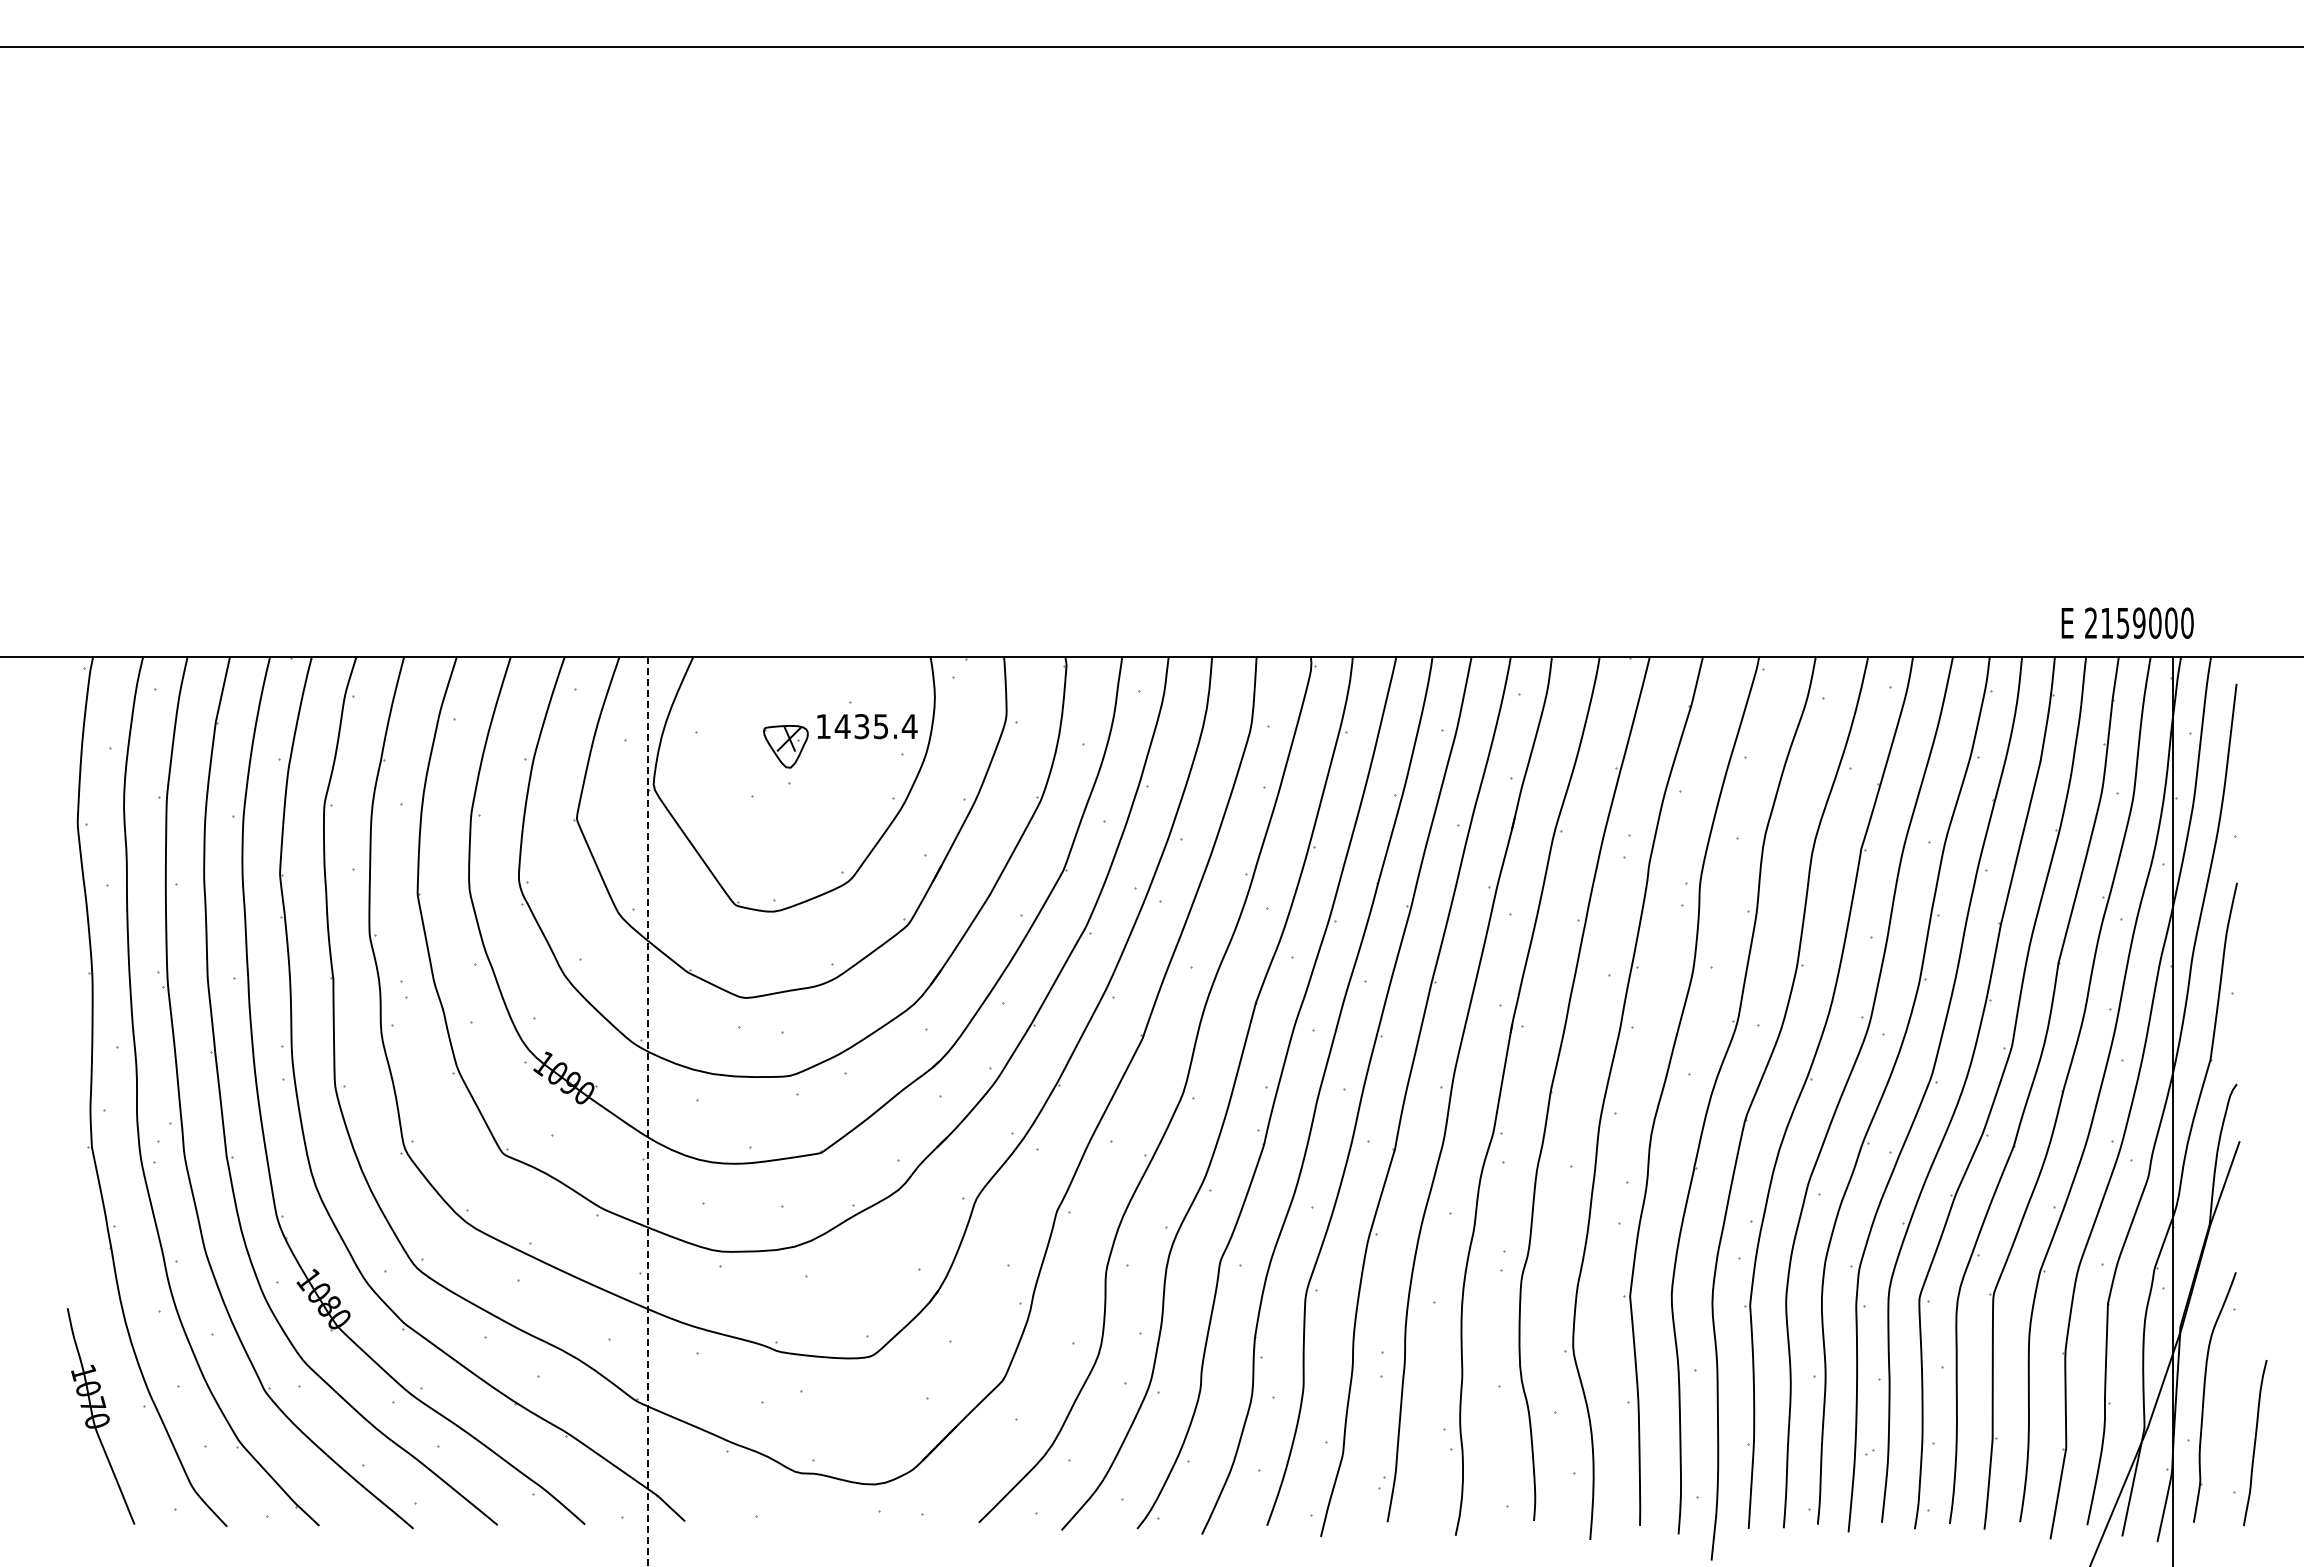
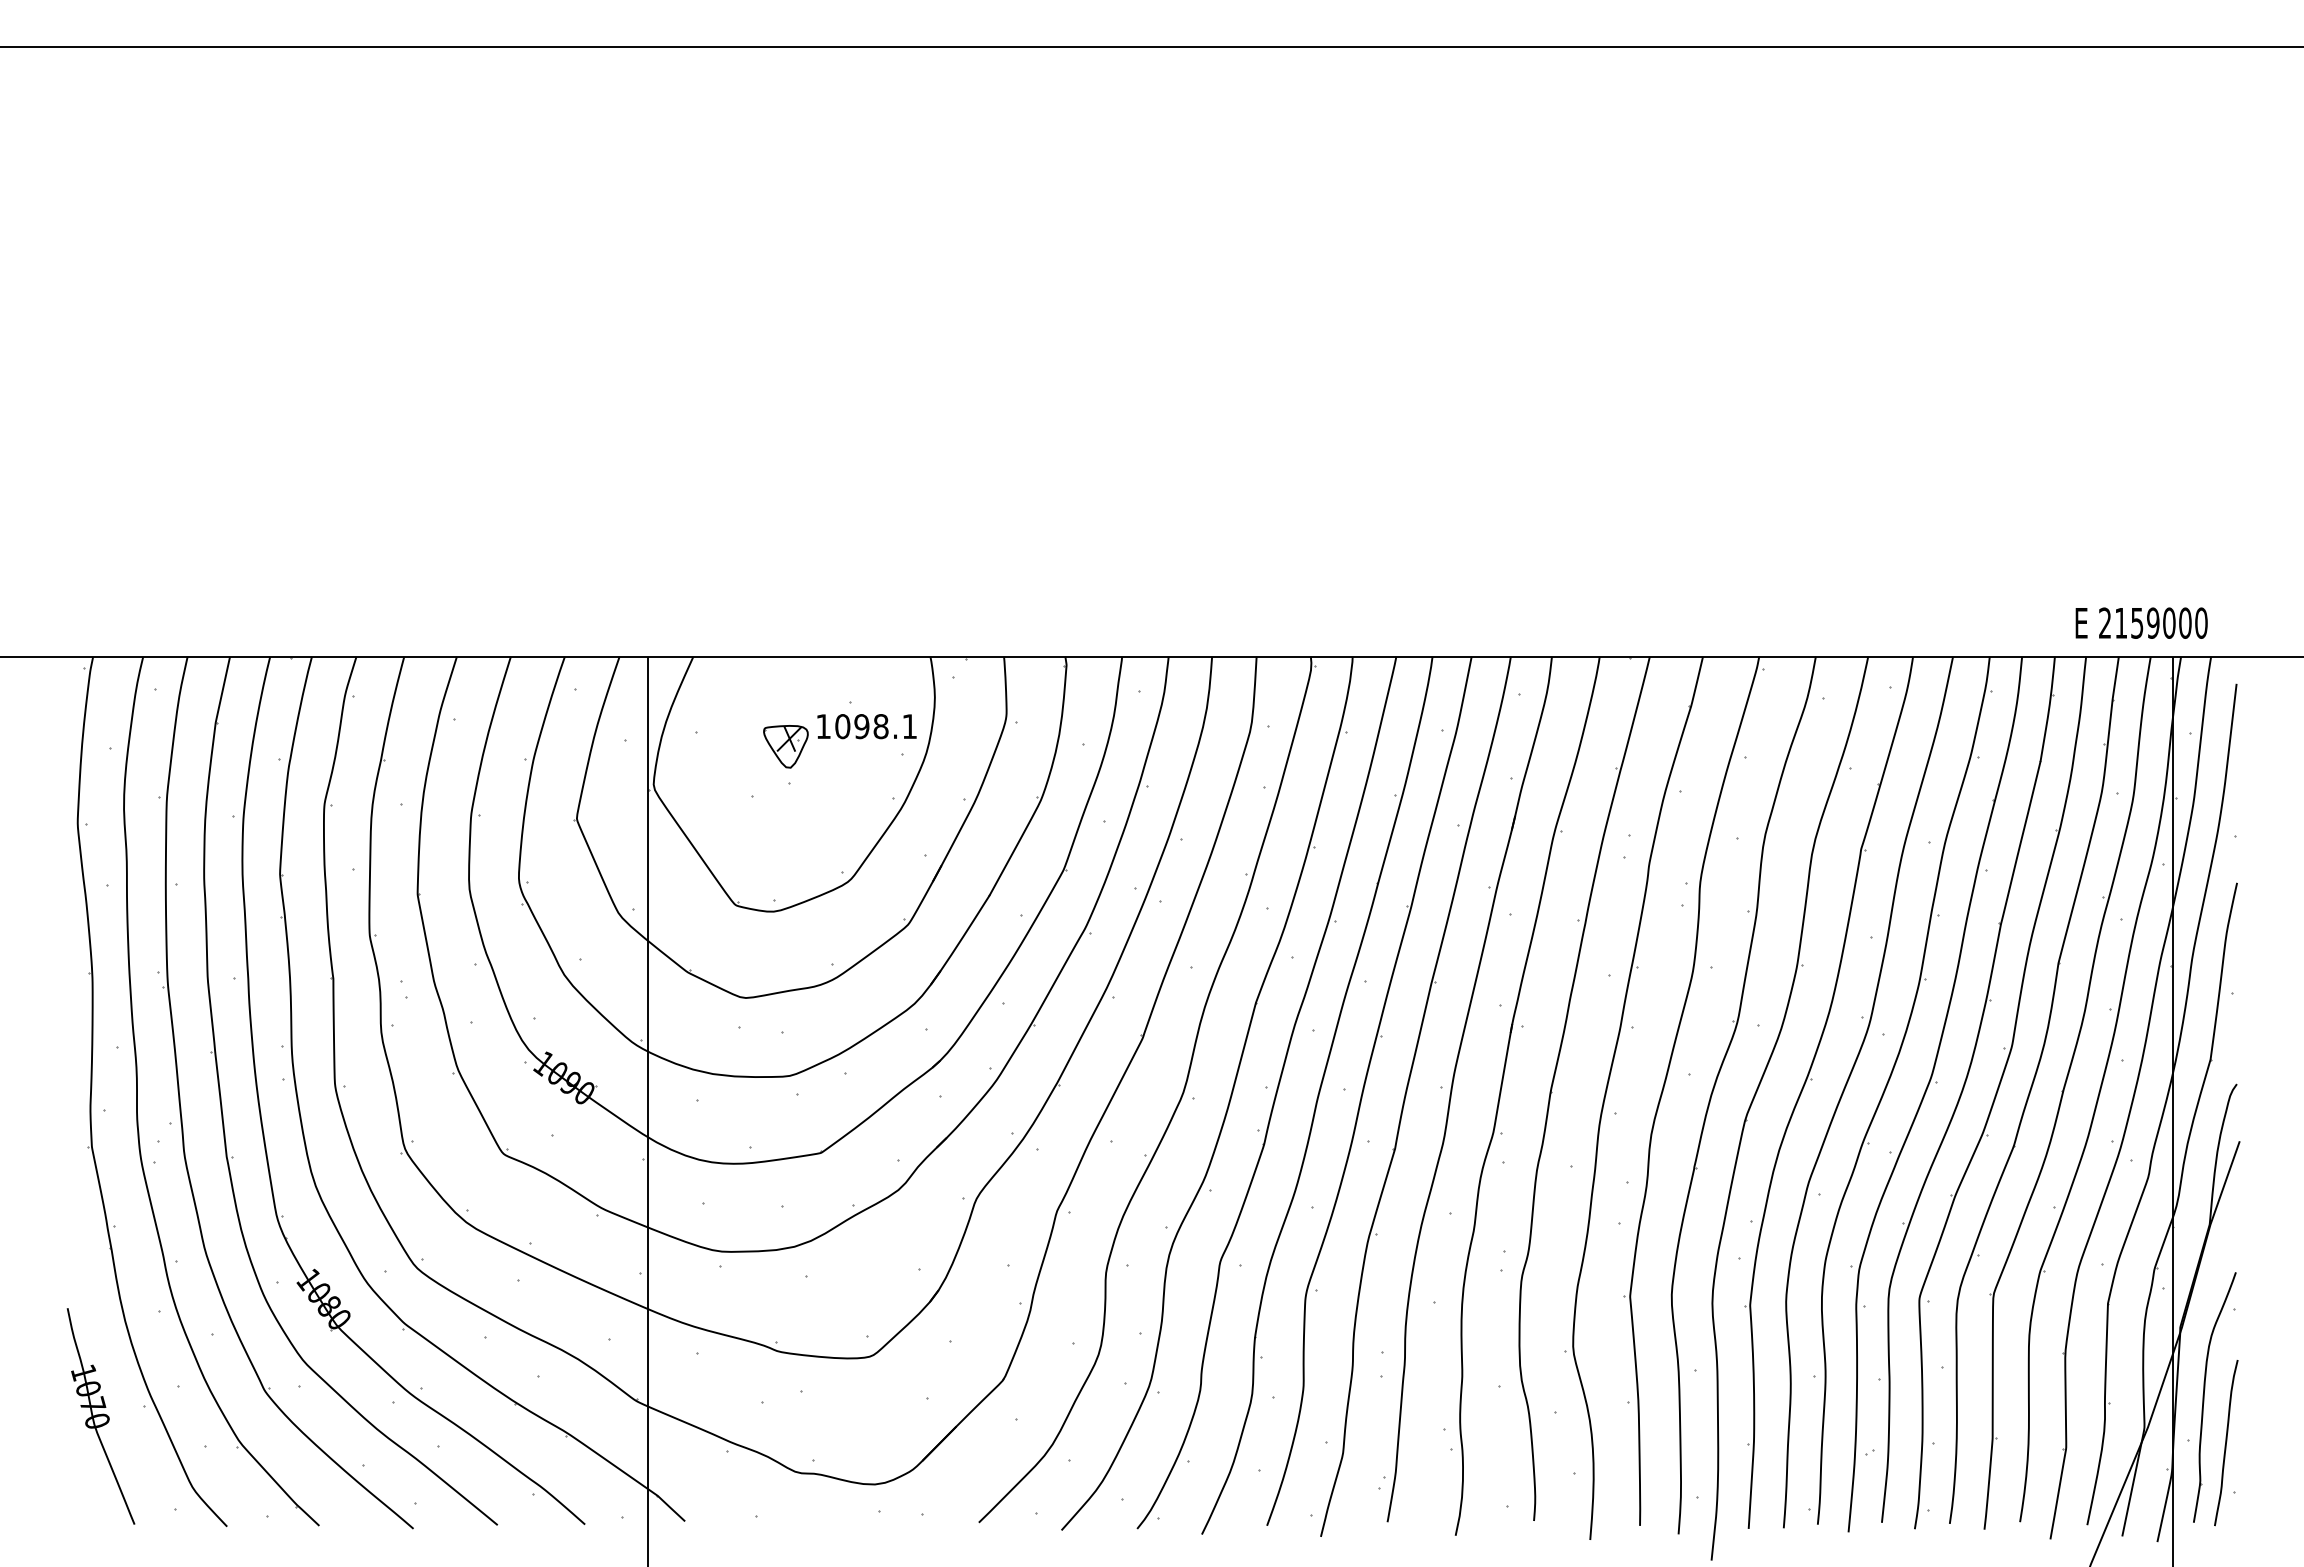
text position: (2127, 622) -> (2141, 622) (2141, 622)
text: 1435.4 -> 1098.1 (875, 726)
line: dashed -> solid (647, 1111)
curve position: (2255, 1443) -> (2226, 1443) (2226, 1443)
